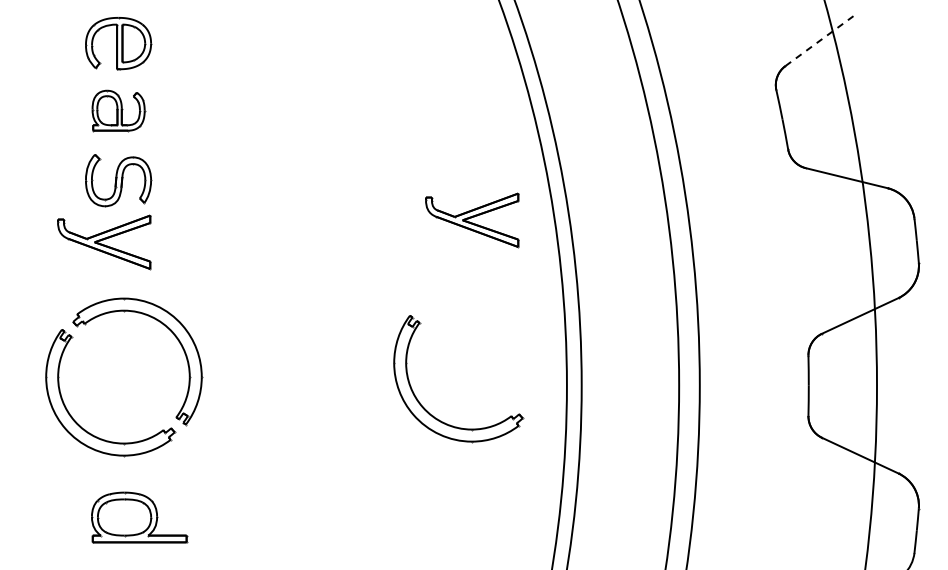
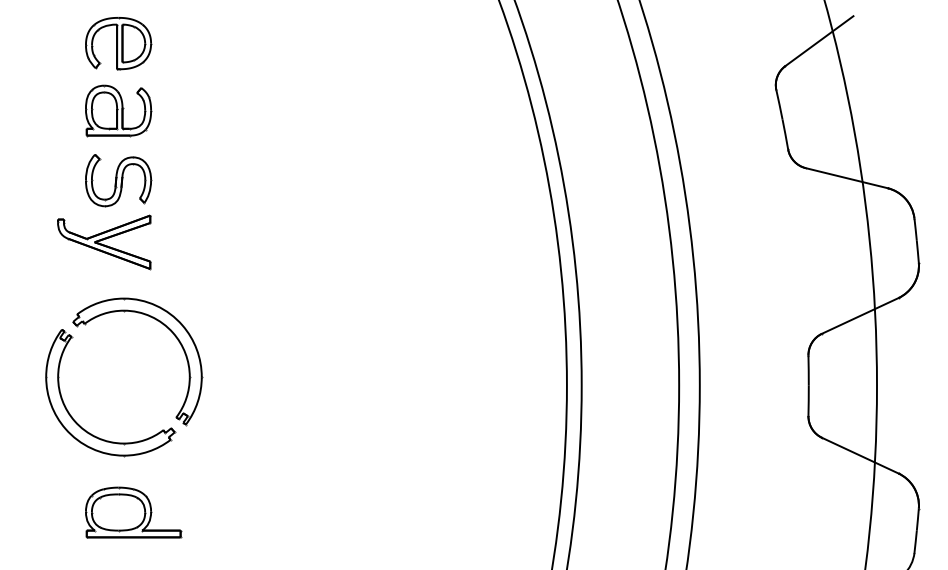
line: dashed -> solid (819, 40)
part size: 56x44 px -> 68x54 px (118, 110)
part: present -> none (472, 220)
part: present -> none (433, 415)
part position: (139, 517) -> (133, 512) (133, 512)
